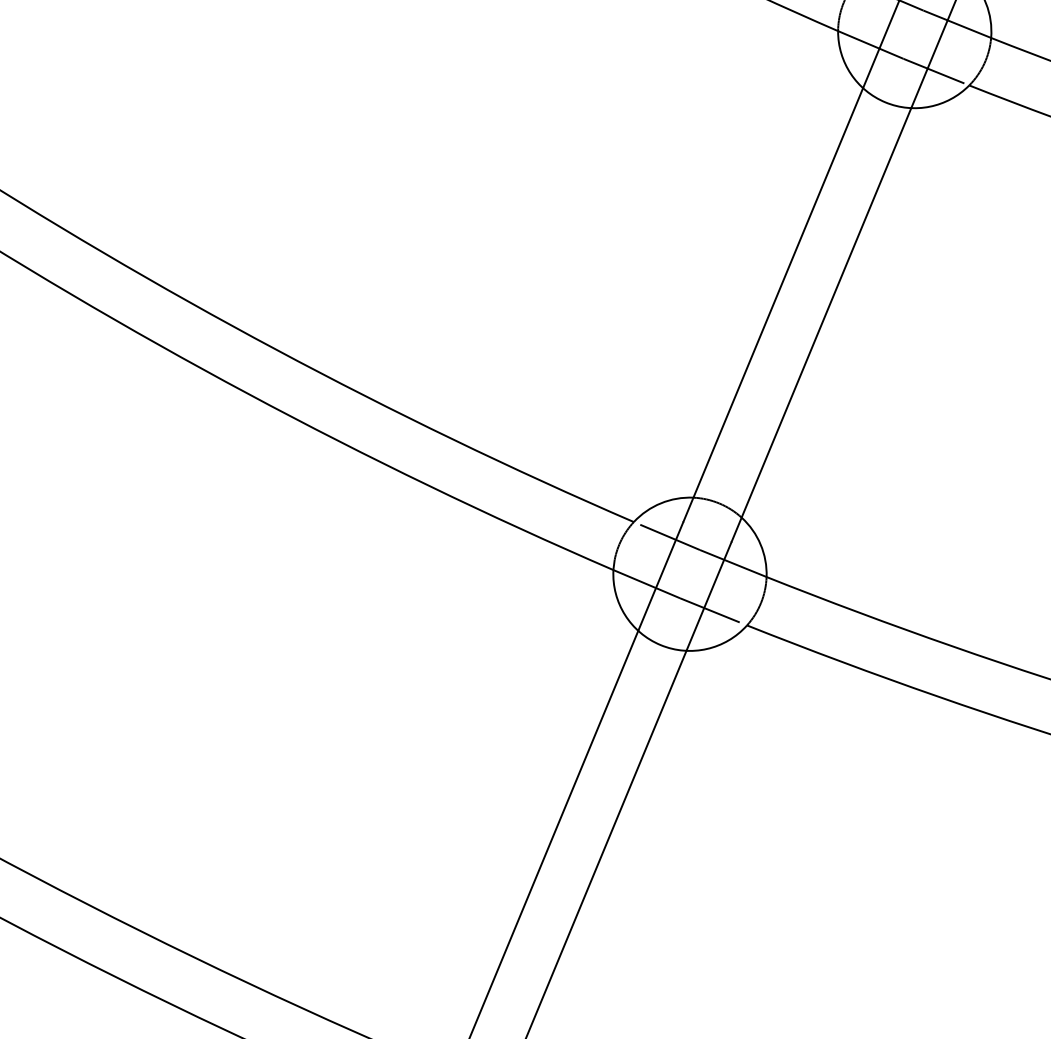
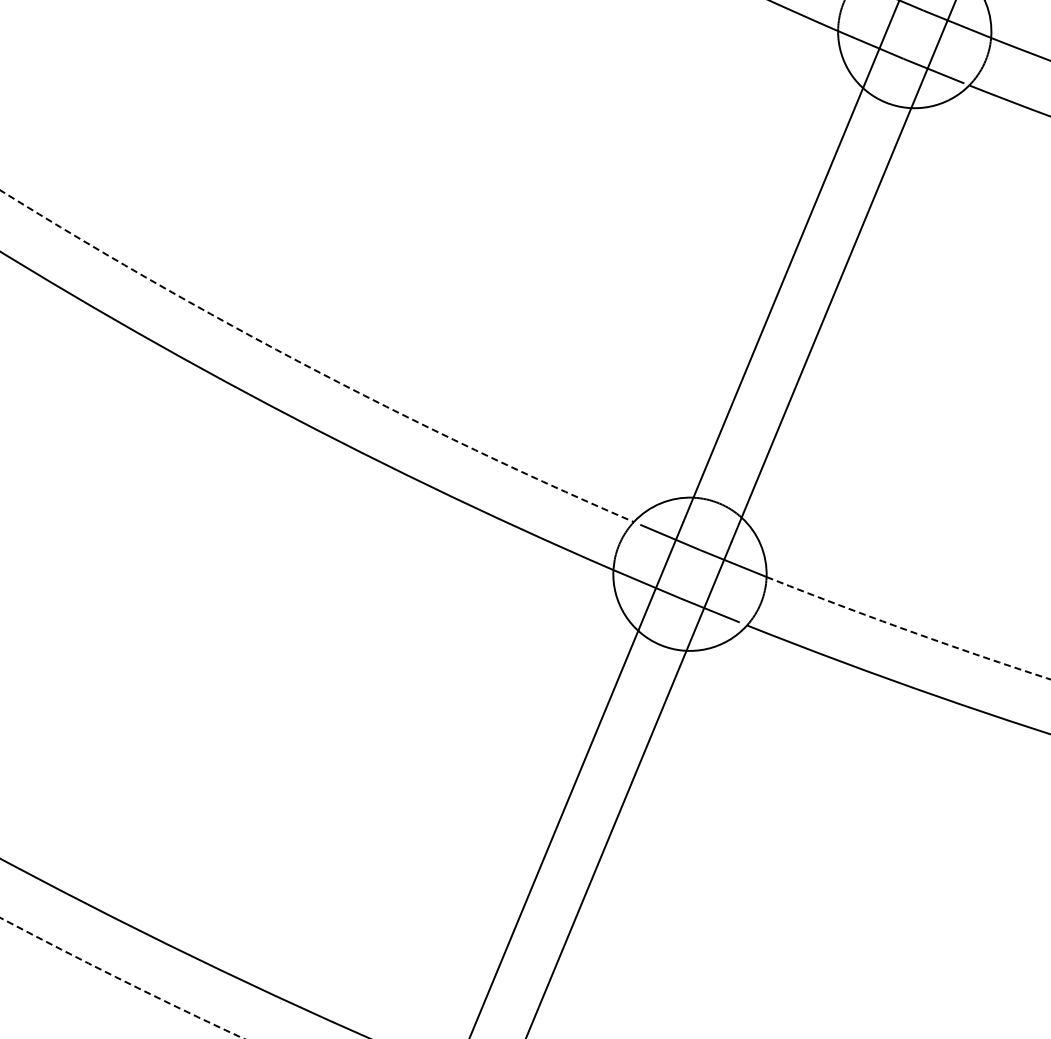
arc: solid -> dashed (311, 368)
arc: solid -> dashed (907, 630)
arc: solid -> dashed (121, 979)
